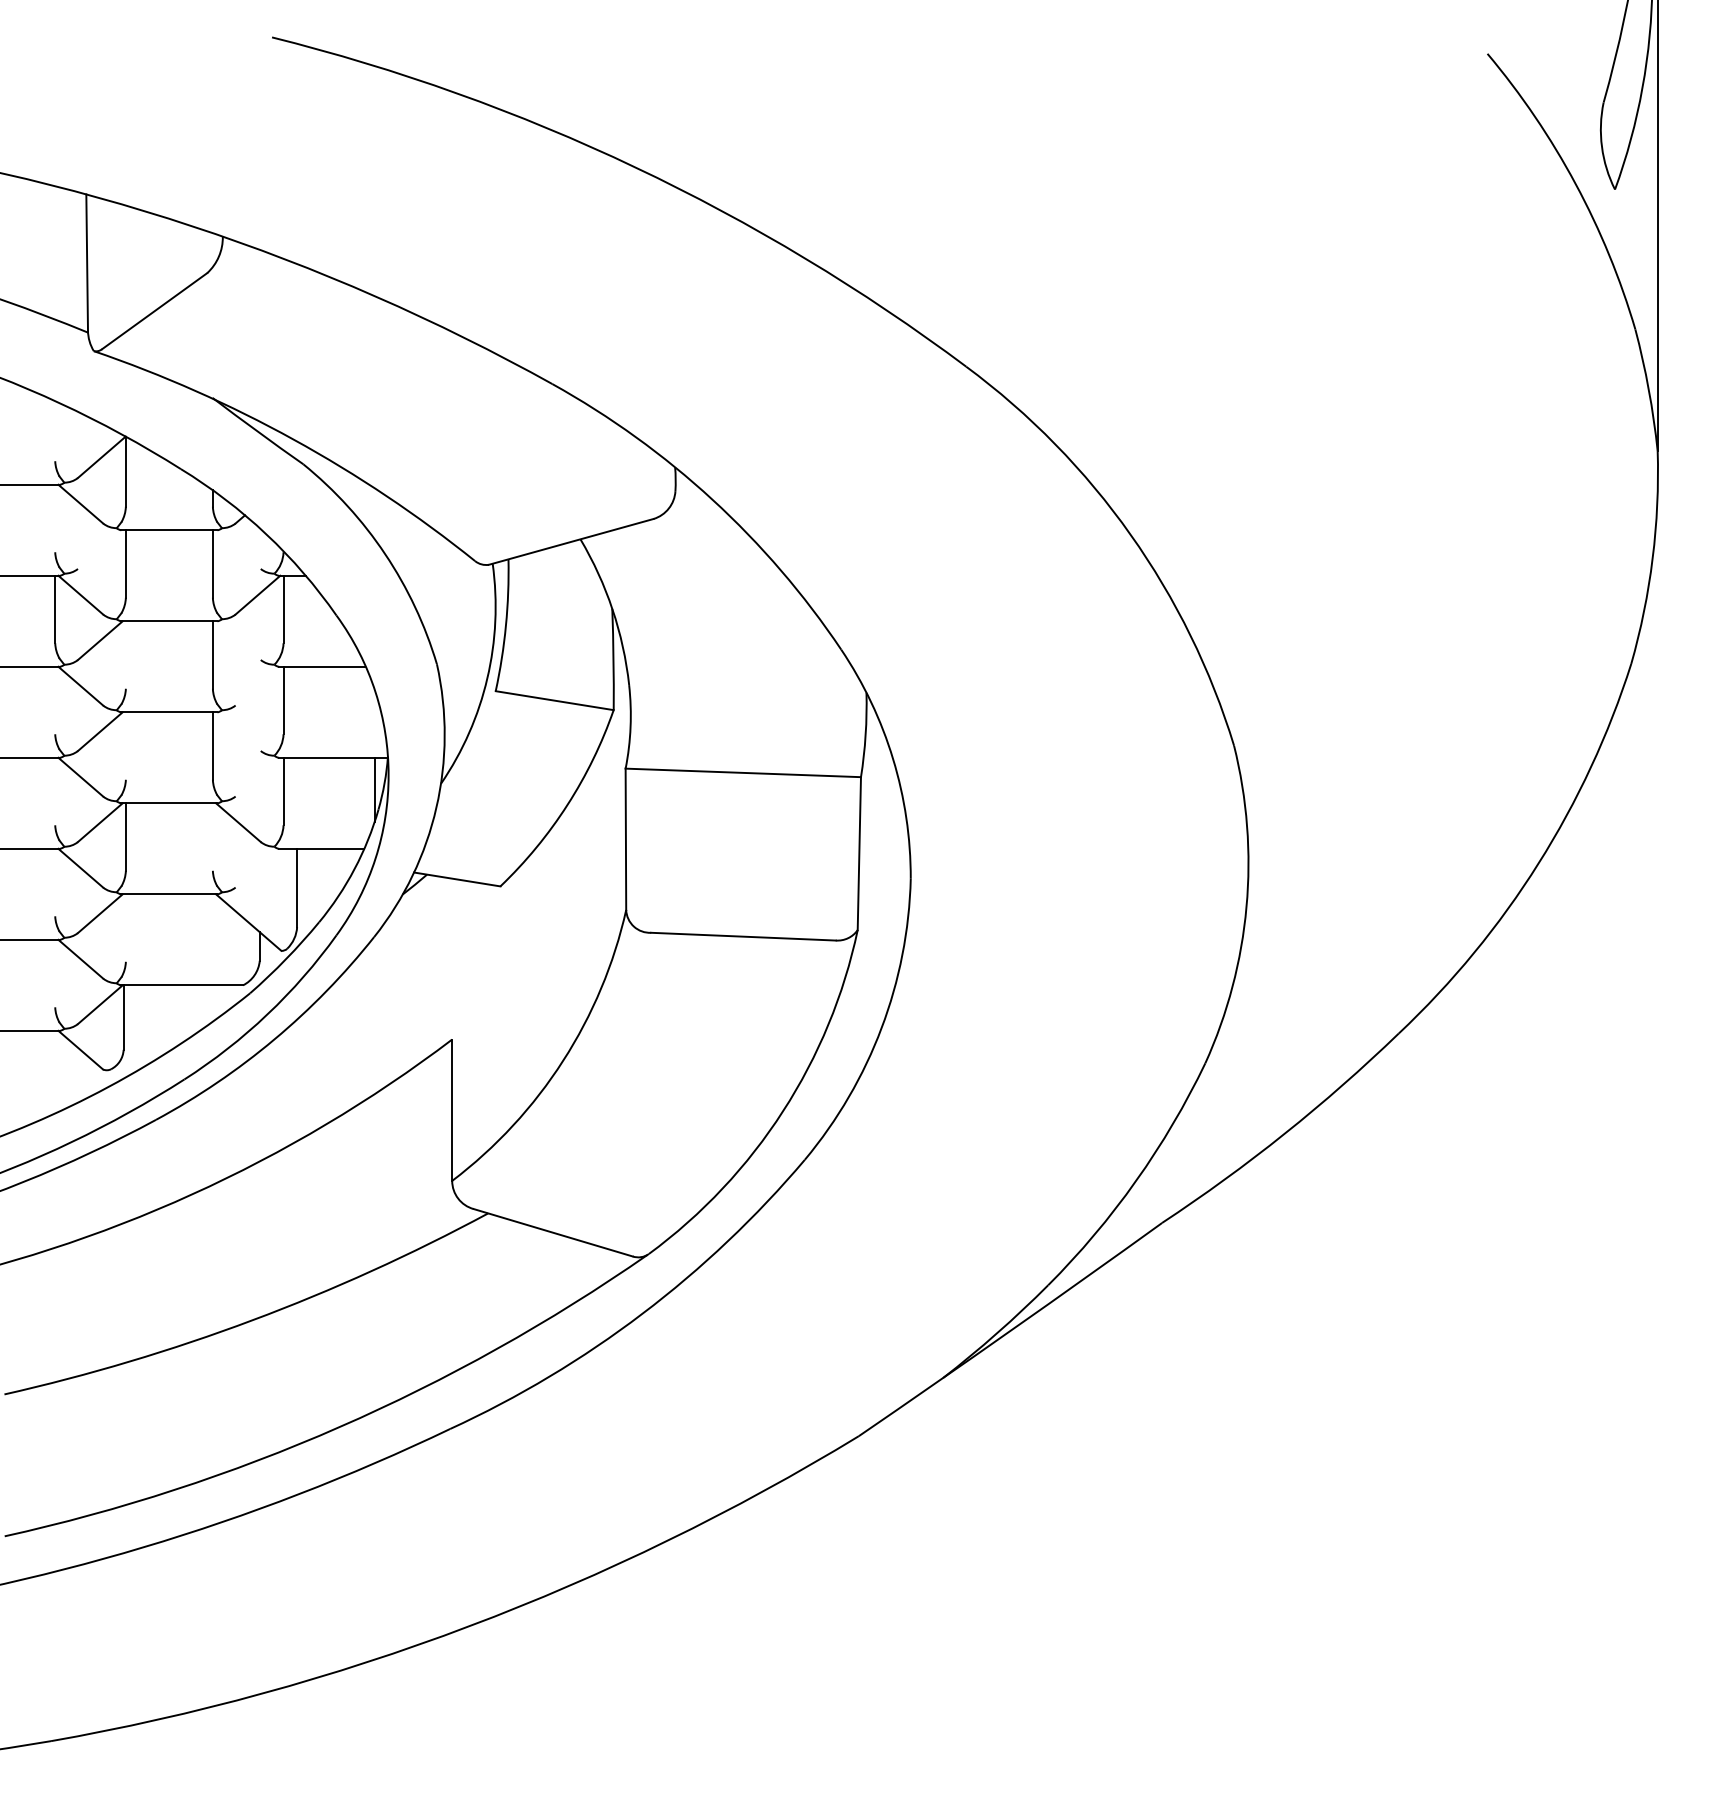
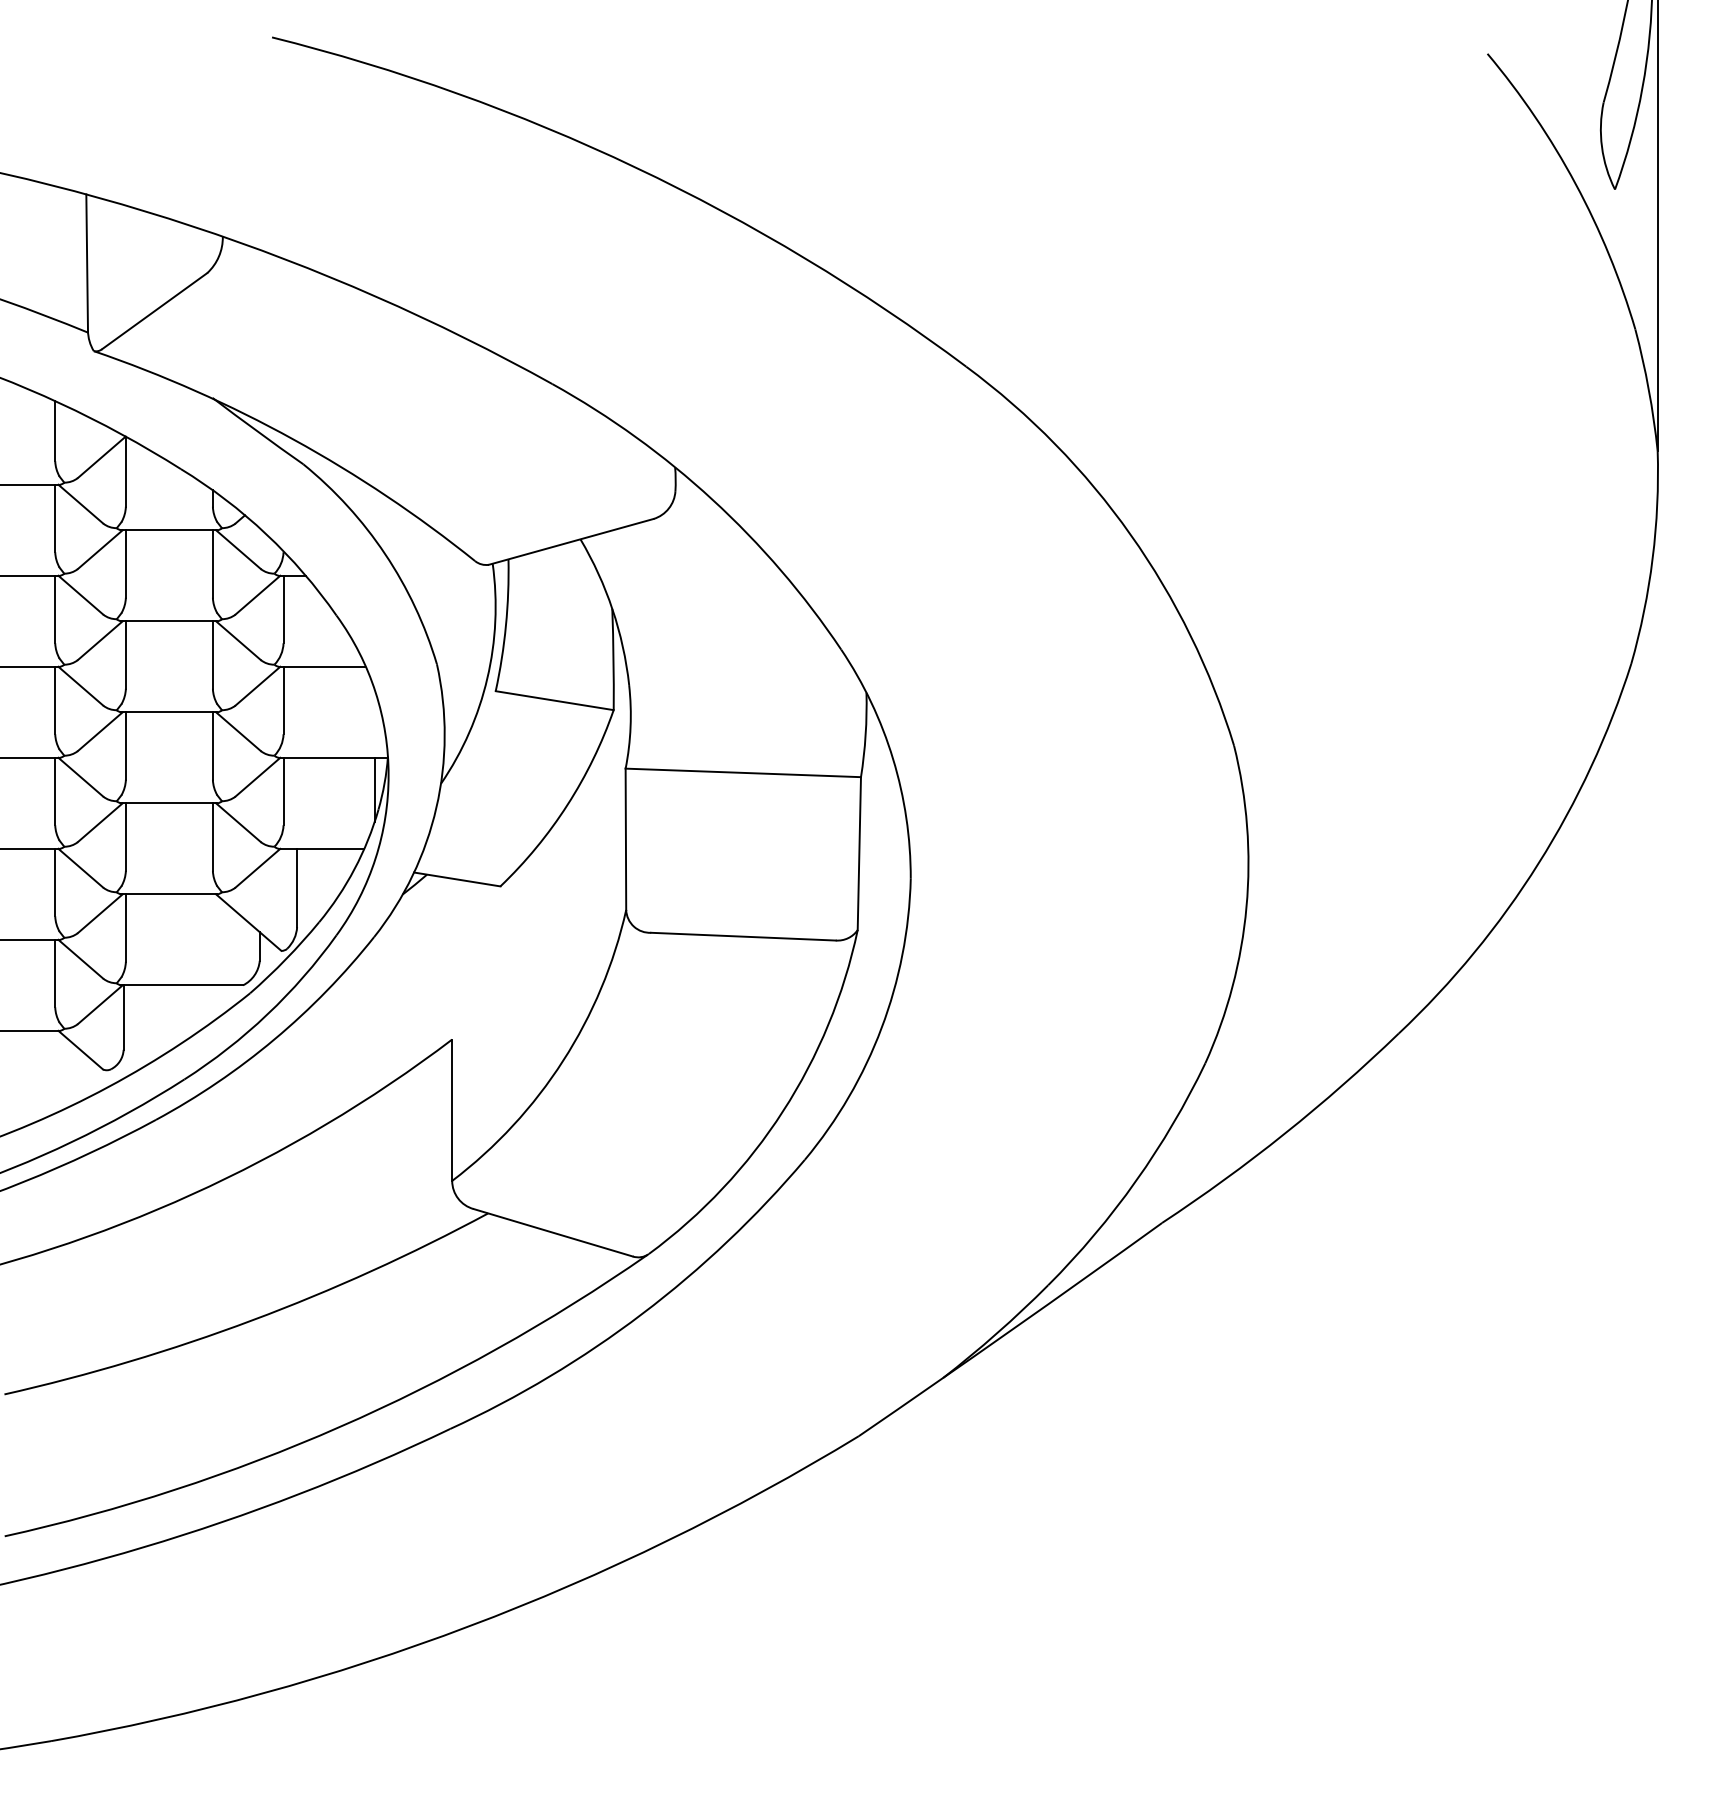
line: none -> present (55, 431)
line: none -> present (55, 518)
line: none -> present (99, 549)
line: none -> present (238, 549)
line: none -> present (238, 640)
line: none -> present (125, 654)
line: none -> present (257, 685)
line: none -> present (55, 700)
line: none -> present (238, 731)
line: none -> present (125, 745)
line: none -> present (257, 776)
line: none -> present (55, 791)
line: none -> present (212, 836)
line: none -> present (257, 867)
line: none -> present (55, 882)
line: none -> present (125, 927)
line: none -> present (55, 973)
